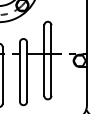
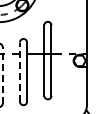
line: solid -> dashed (19, 72)
line: solid -> dashed (2, 74)
